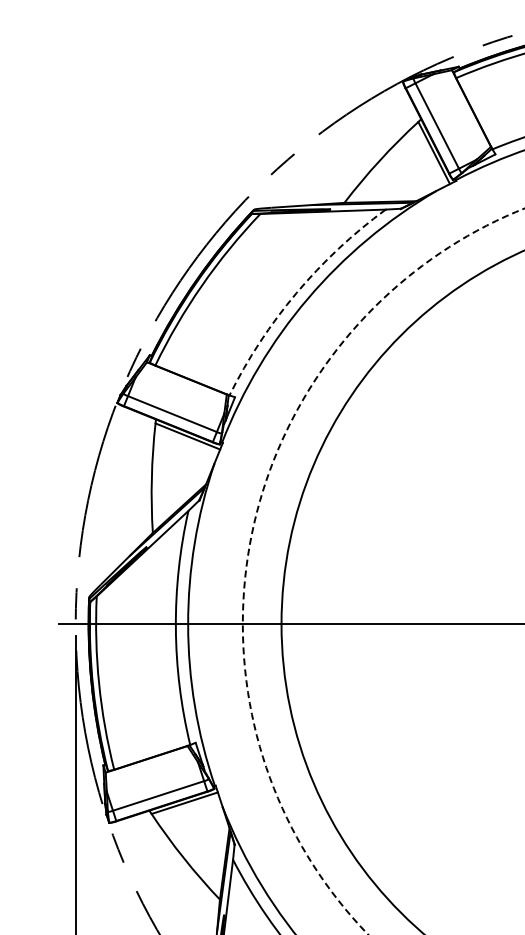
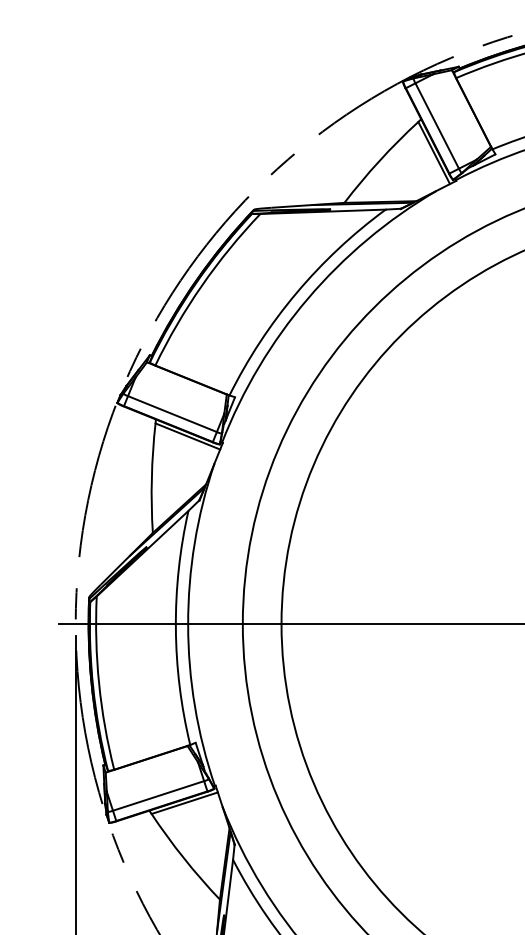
arc: dashed -> solid (296, 293)
circle: dashed -> solid (383, 571)
